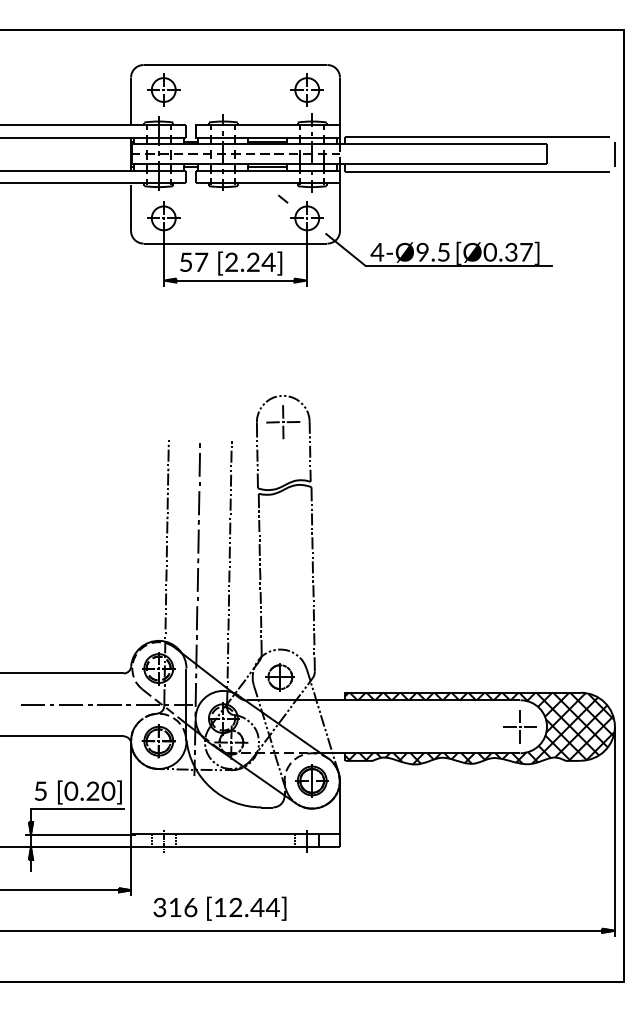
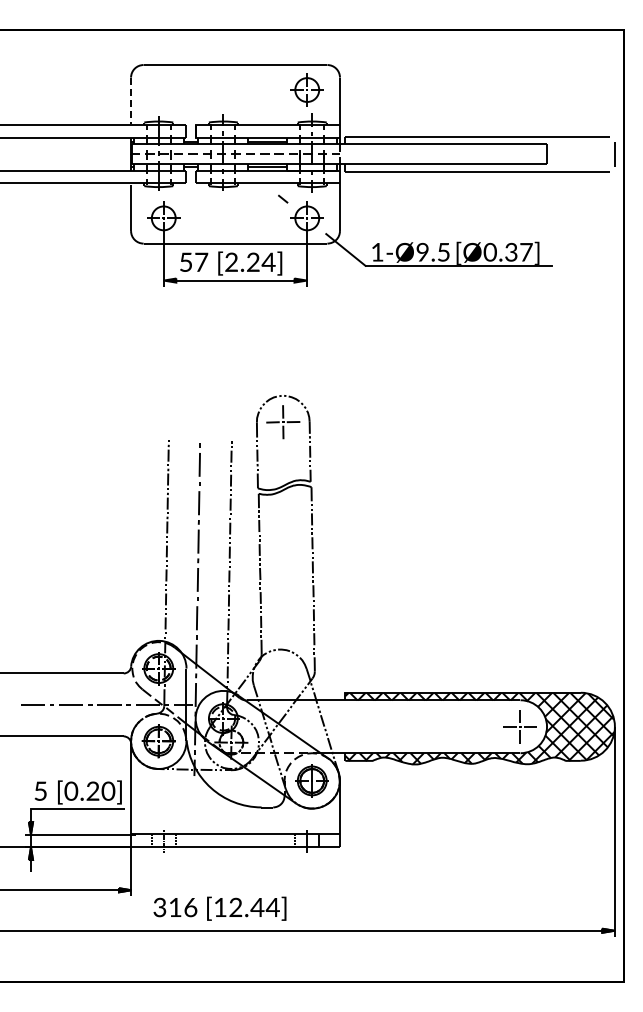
part: present -> none (163, 89)
line: solid -> dashed (131, 101)
text: 4-Ø9.5 -> 1-Ø9.5 (377, 252)
part: present -> none (279, 677)
